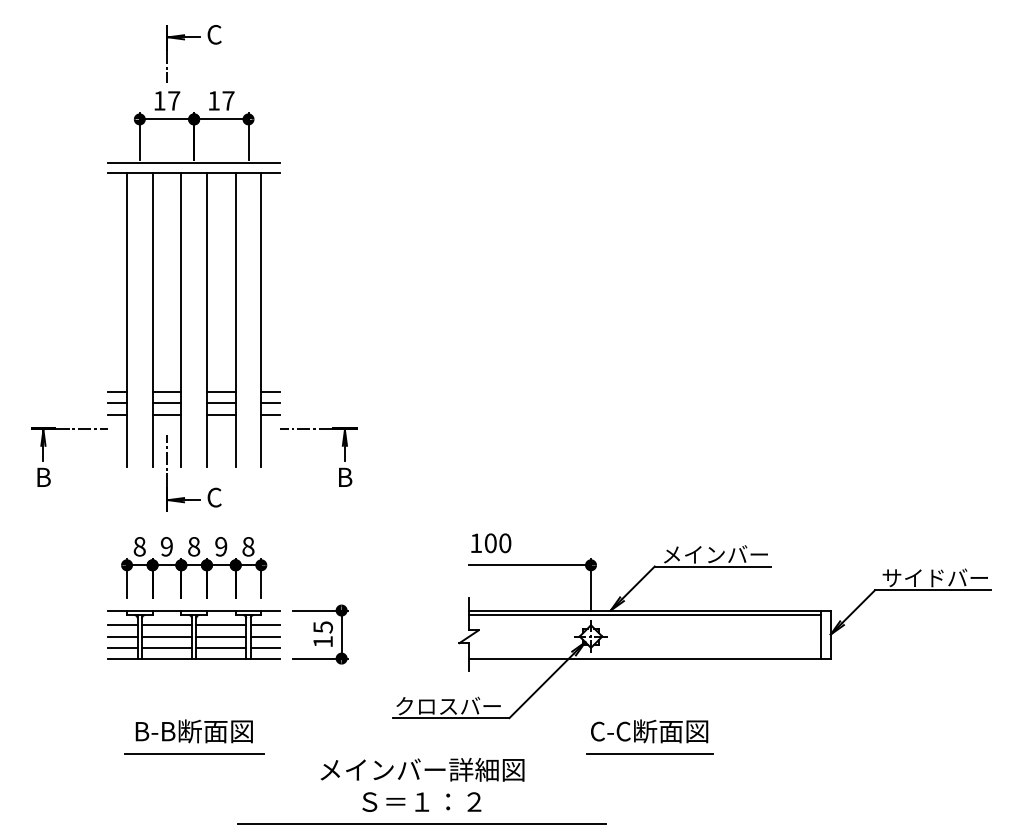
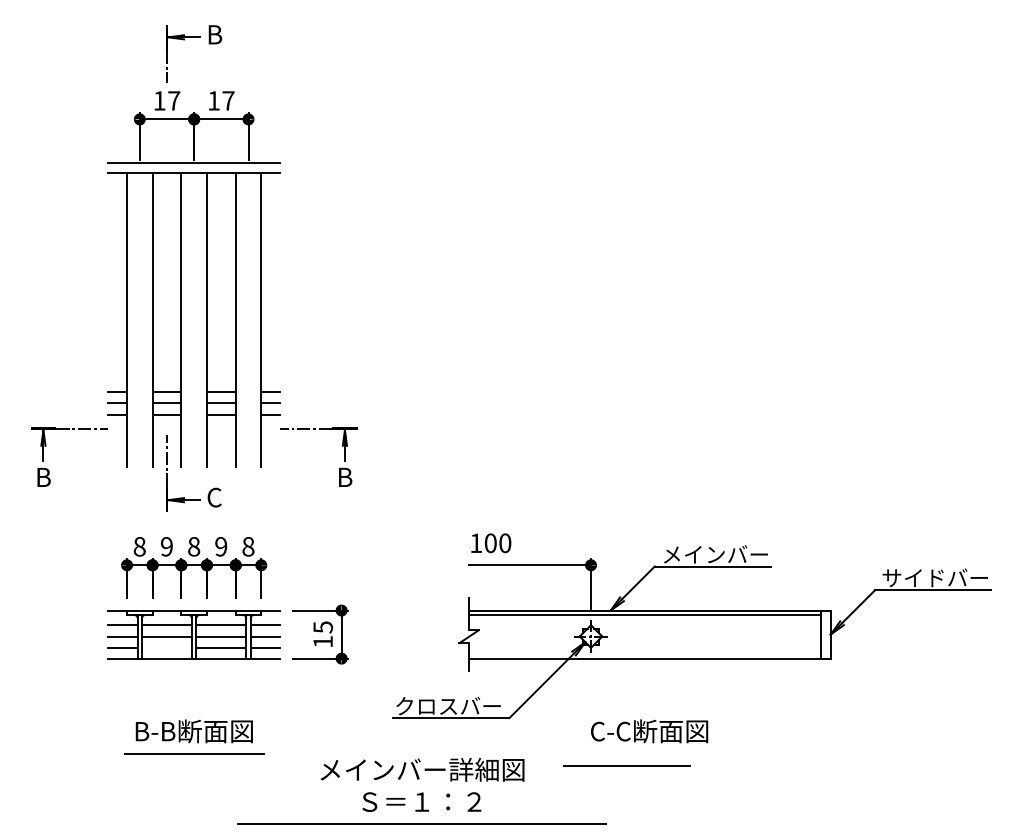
text: C -> B (214, 34)
line: present -> none (166, 647)
line position: (649, 753) -> (626, 765) (626, 765)
